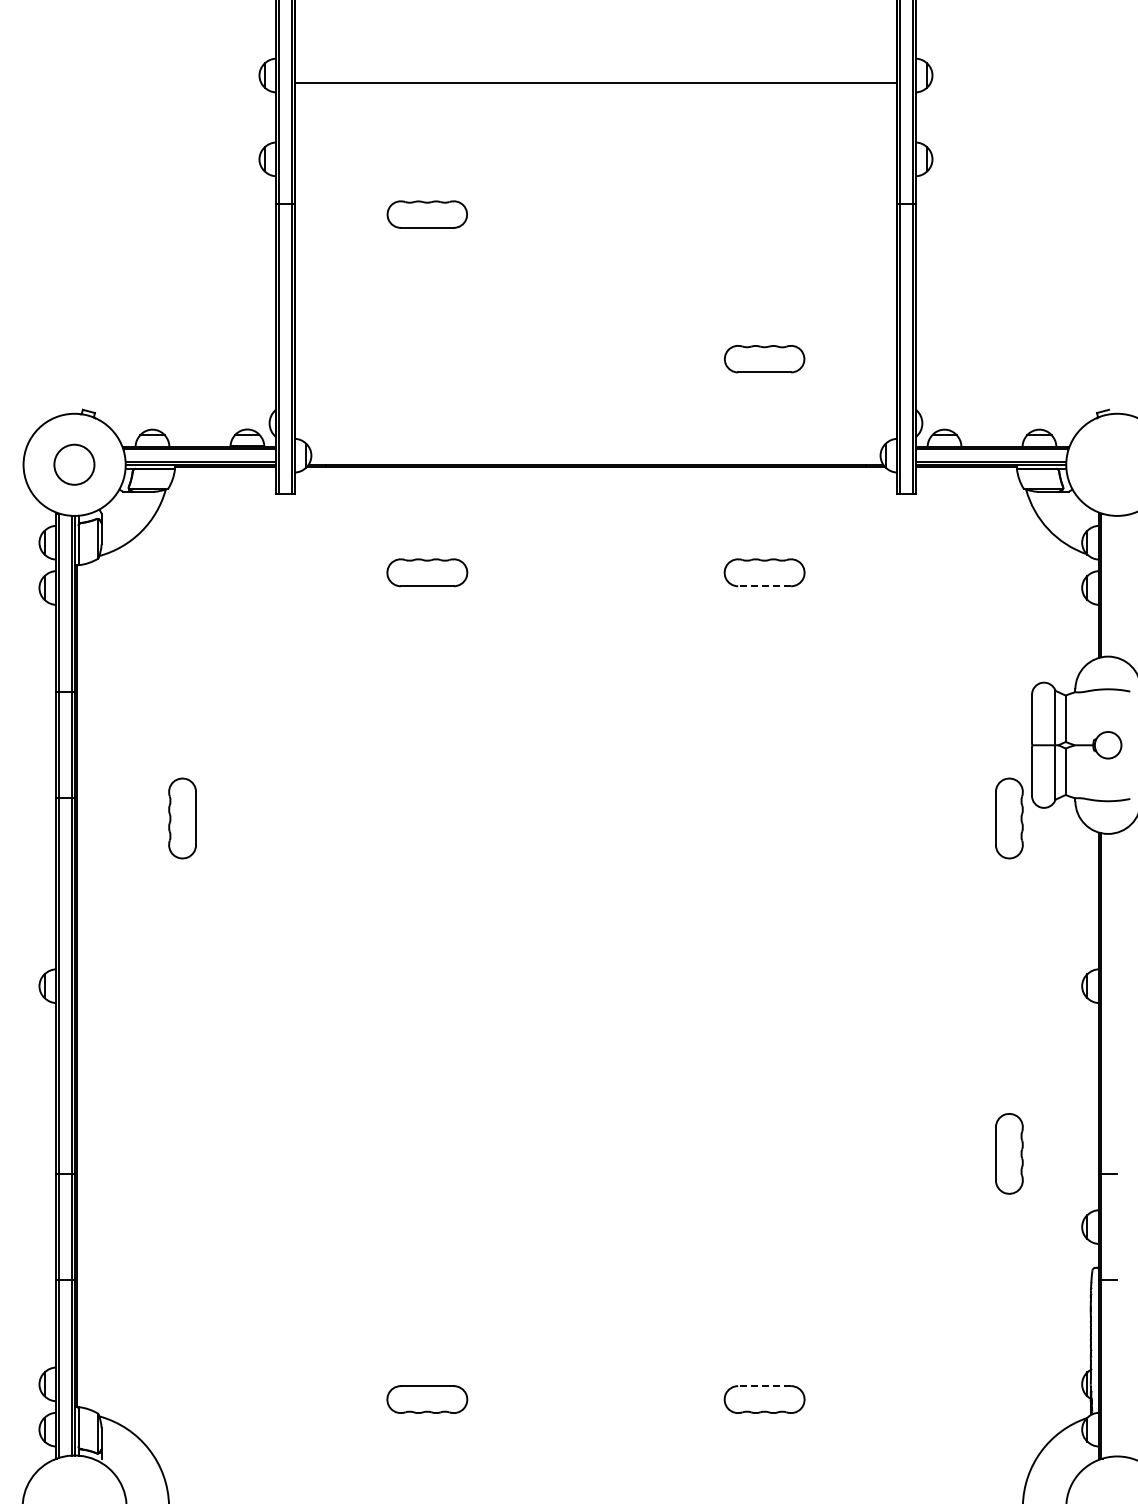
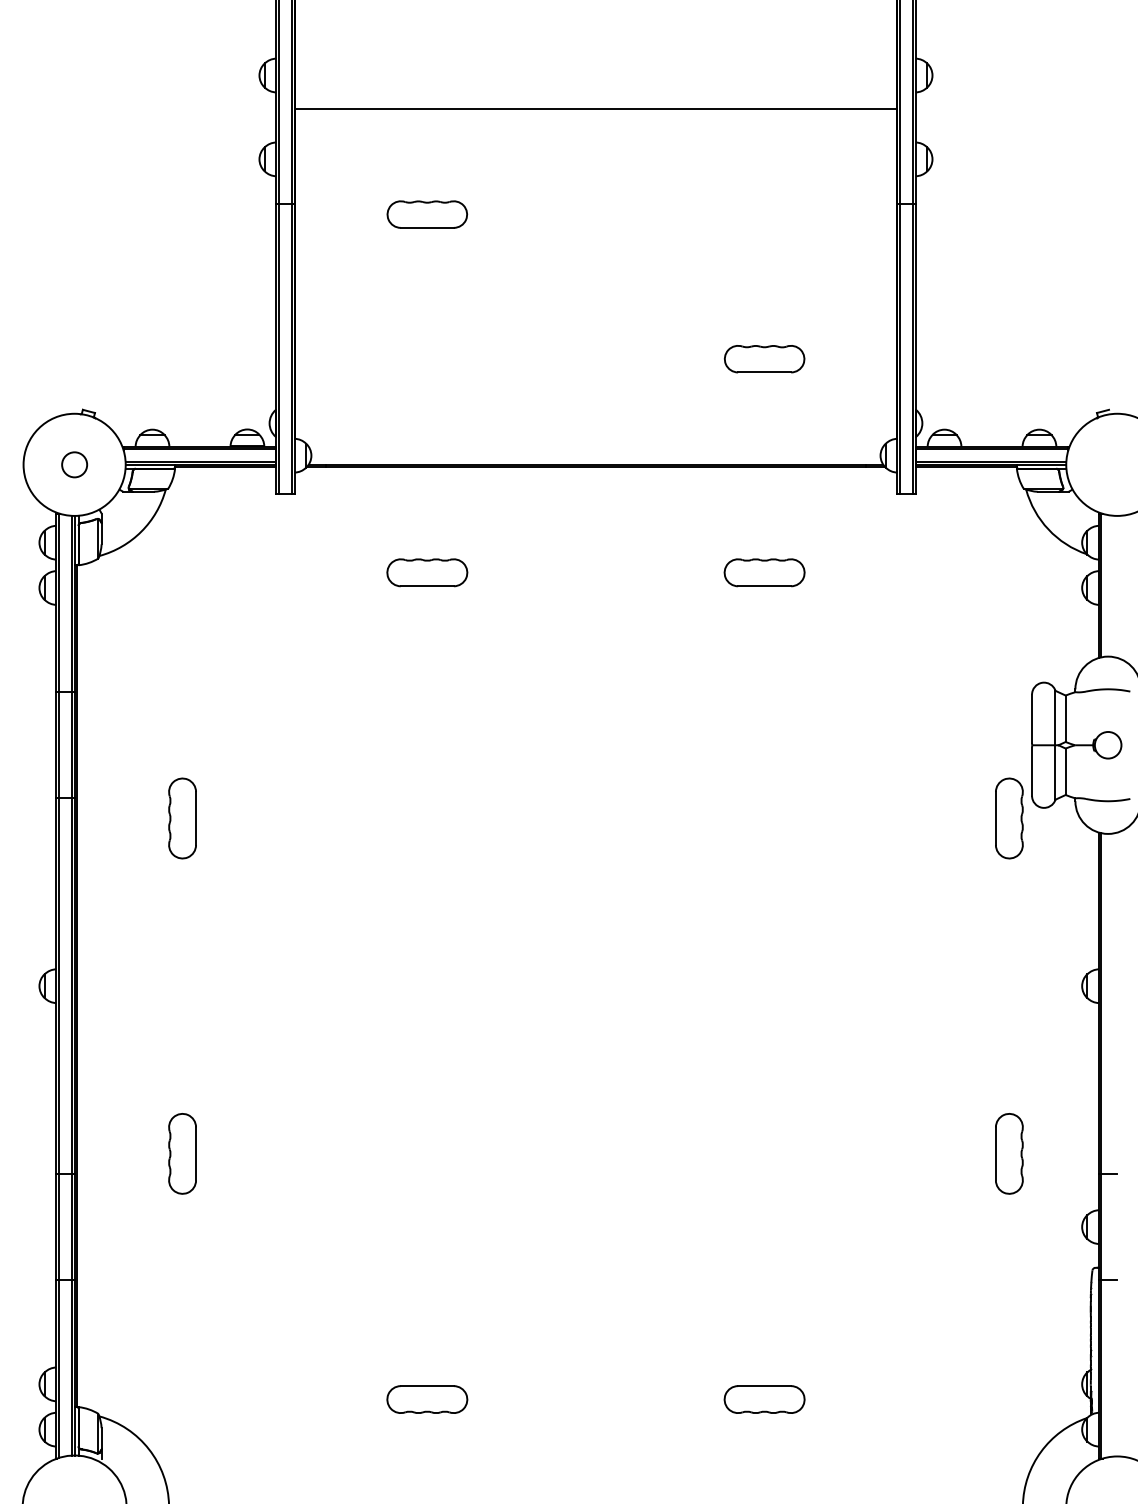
line position: (595, 82) -> (595, 108) (595, 108)
circle size: 43x43 px -> 28x28 px (74, 464)
line: dashed -> solid (764, 586)
part: none -> present (182, 1153)
line: dashed -> solid (764, 1386)
